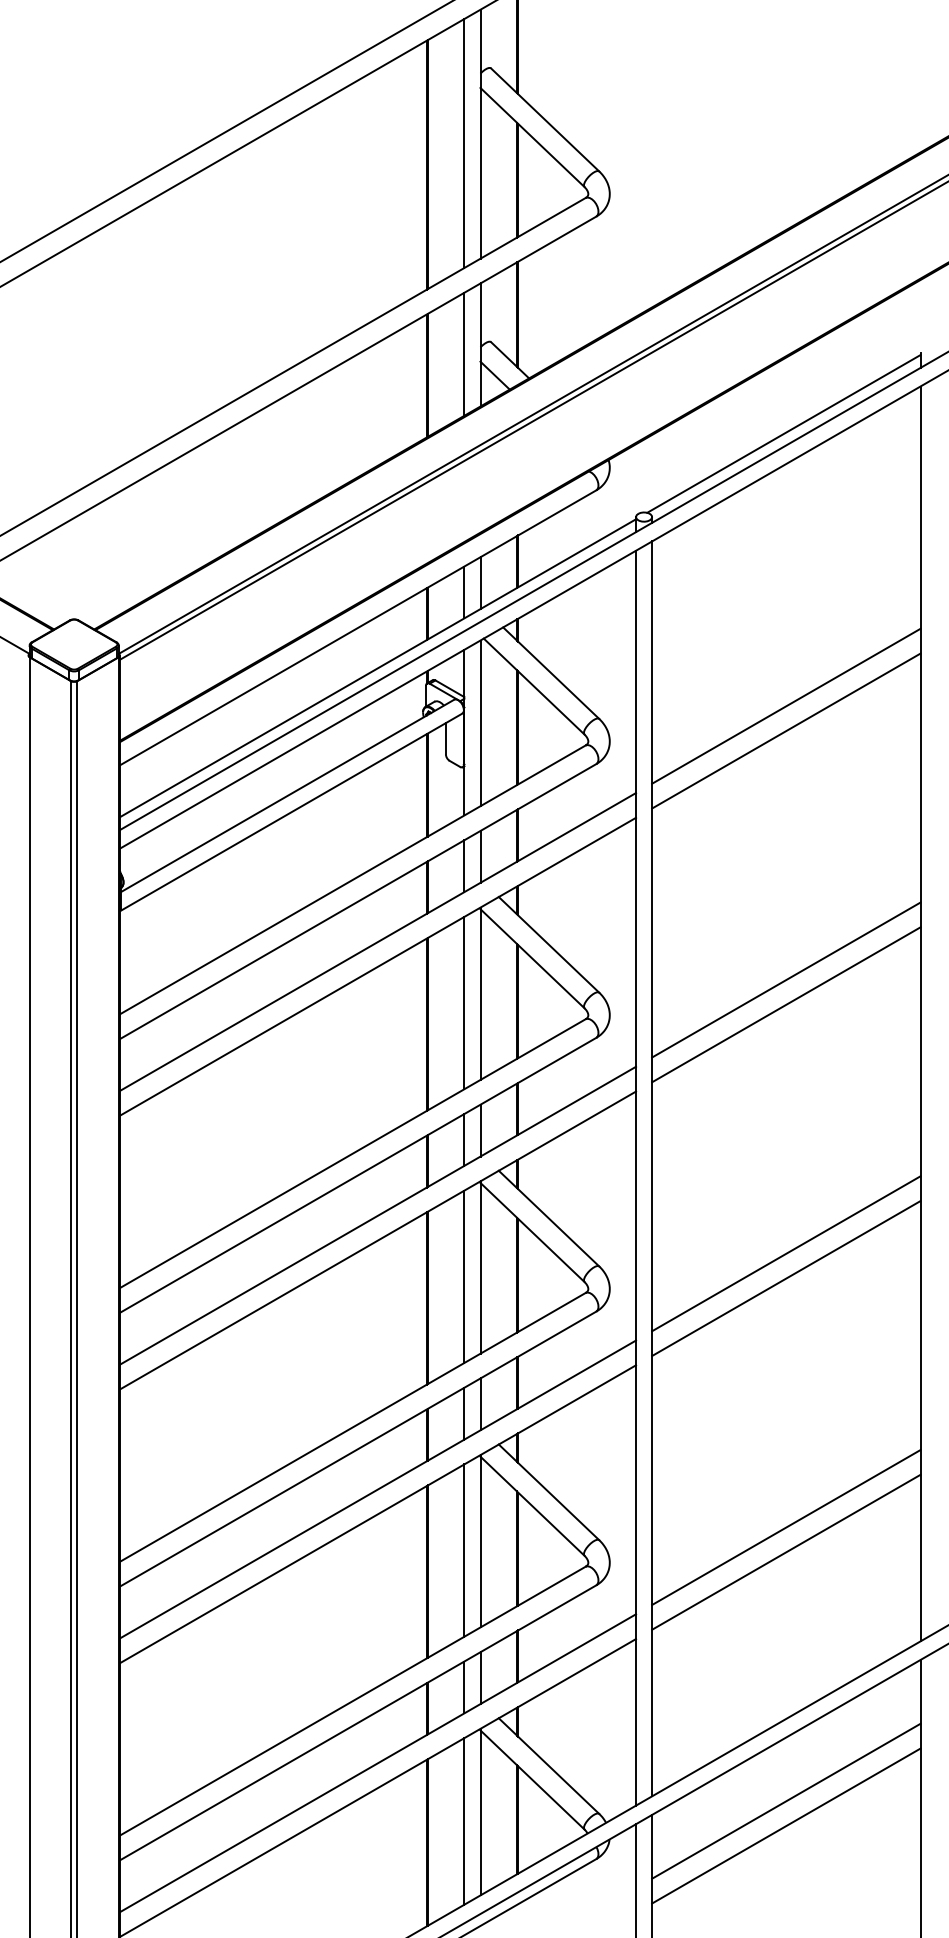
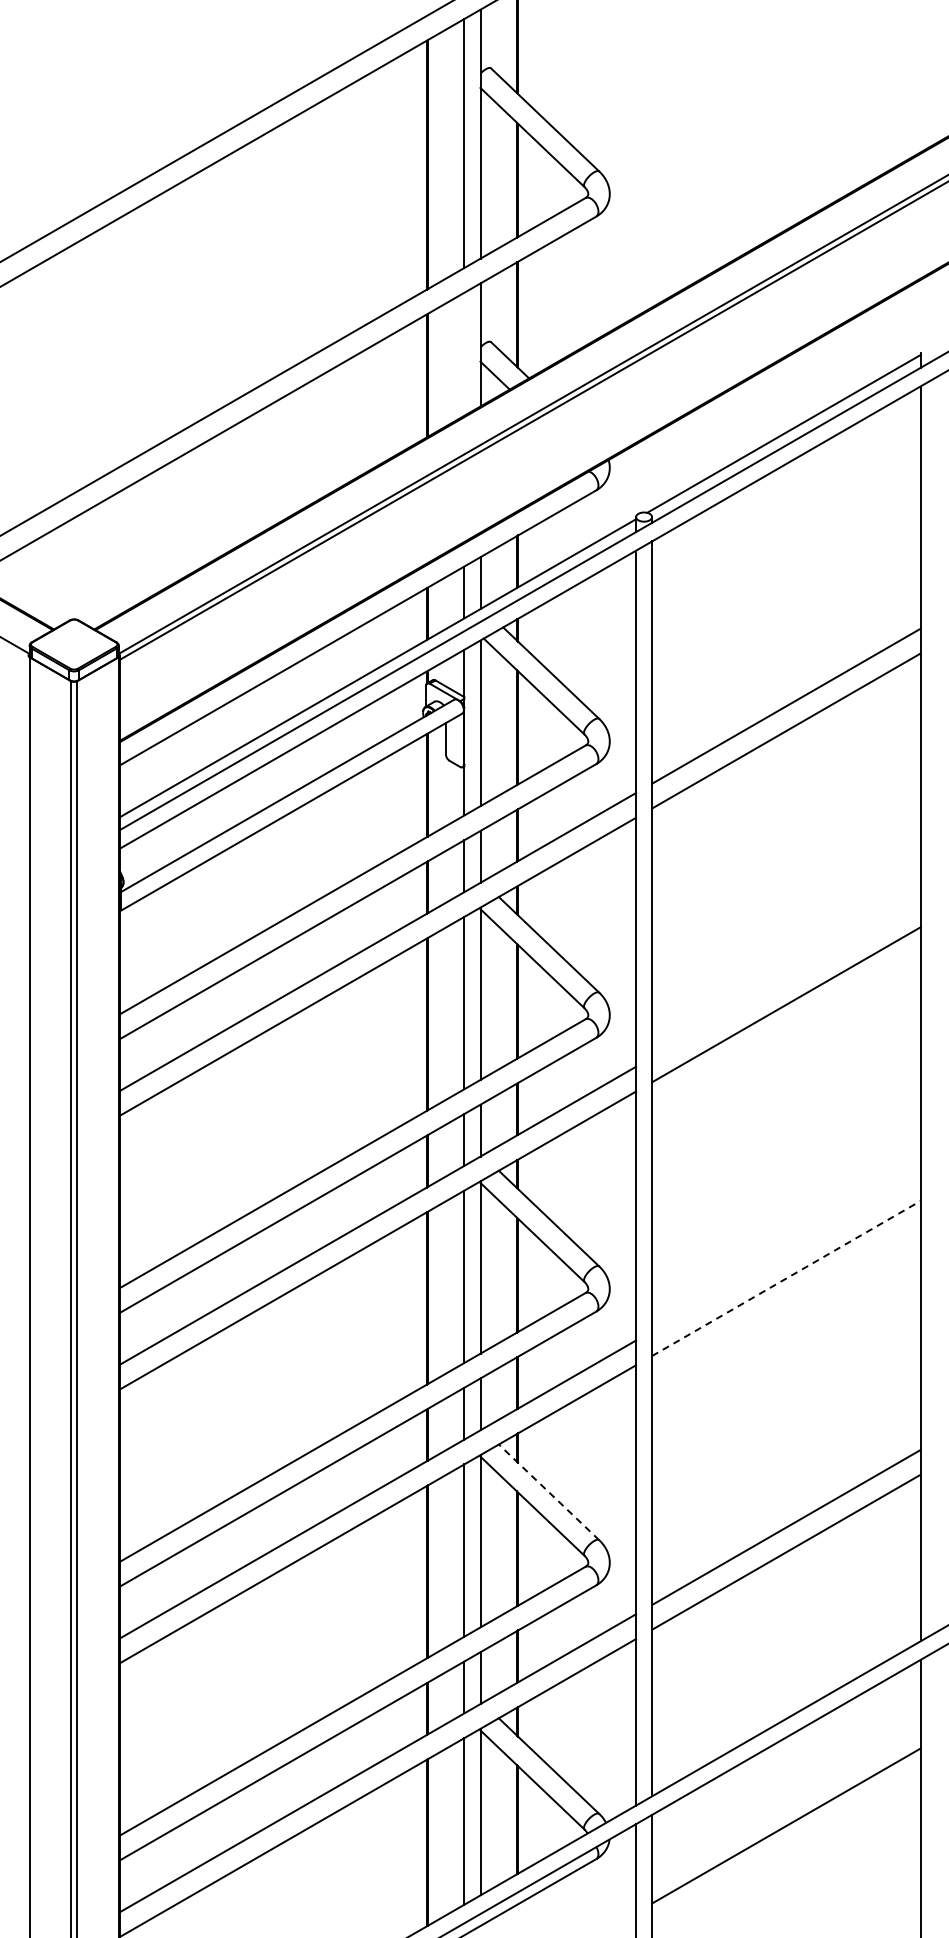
line: present -> none (464, 353)
line: present -> none (786, 979)
line: present -> none (786, 1253)
line: solid -> dashed (786, 1278)
line: solid -> dashed (548, 1492)
line: present -> none (786, 1800)
